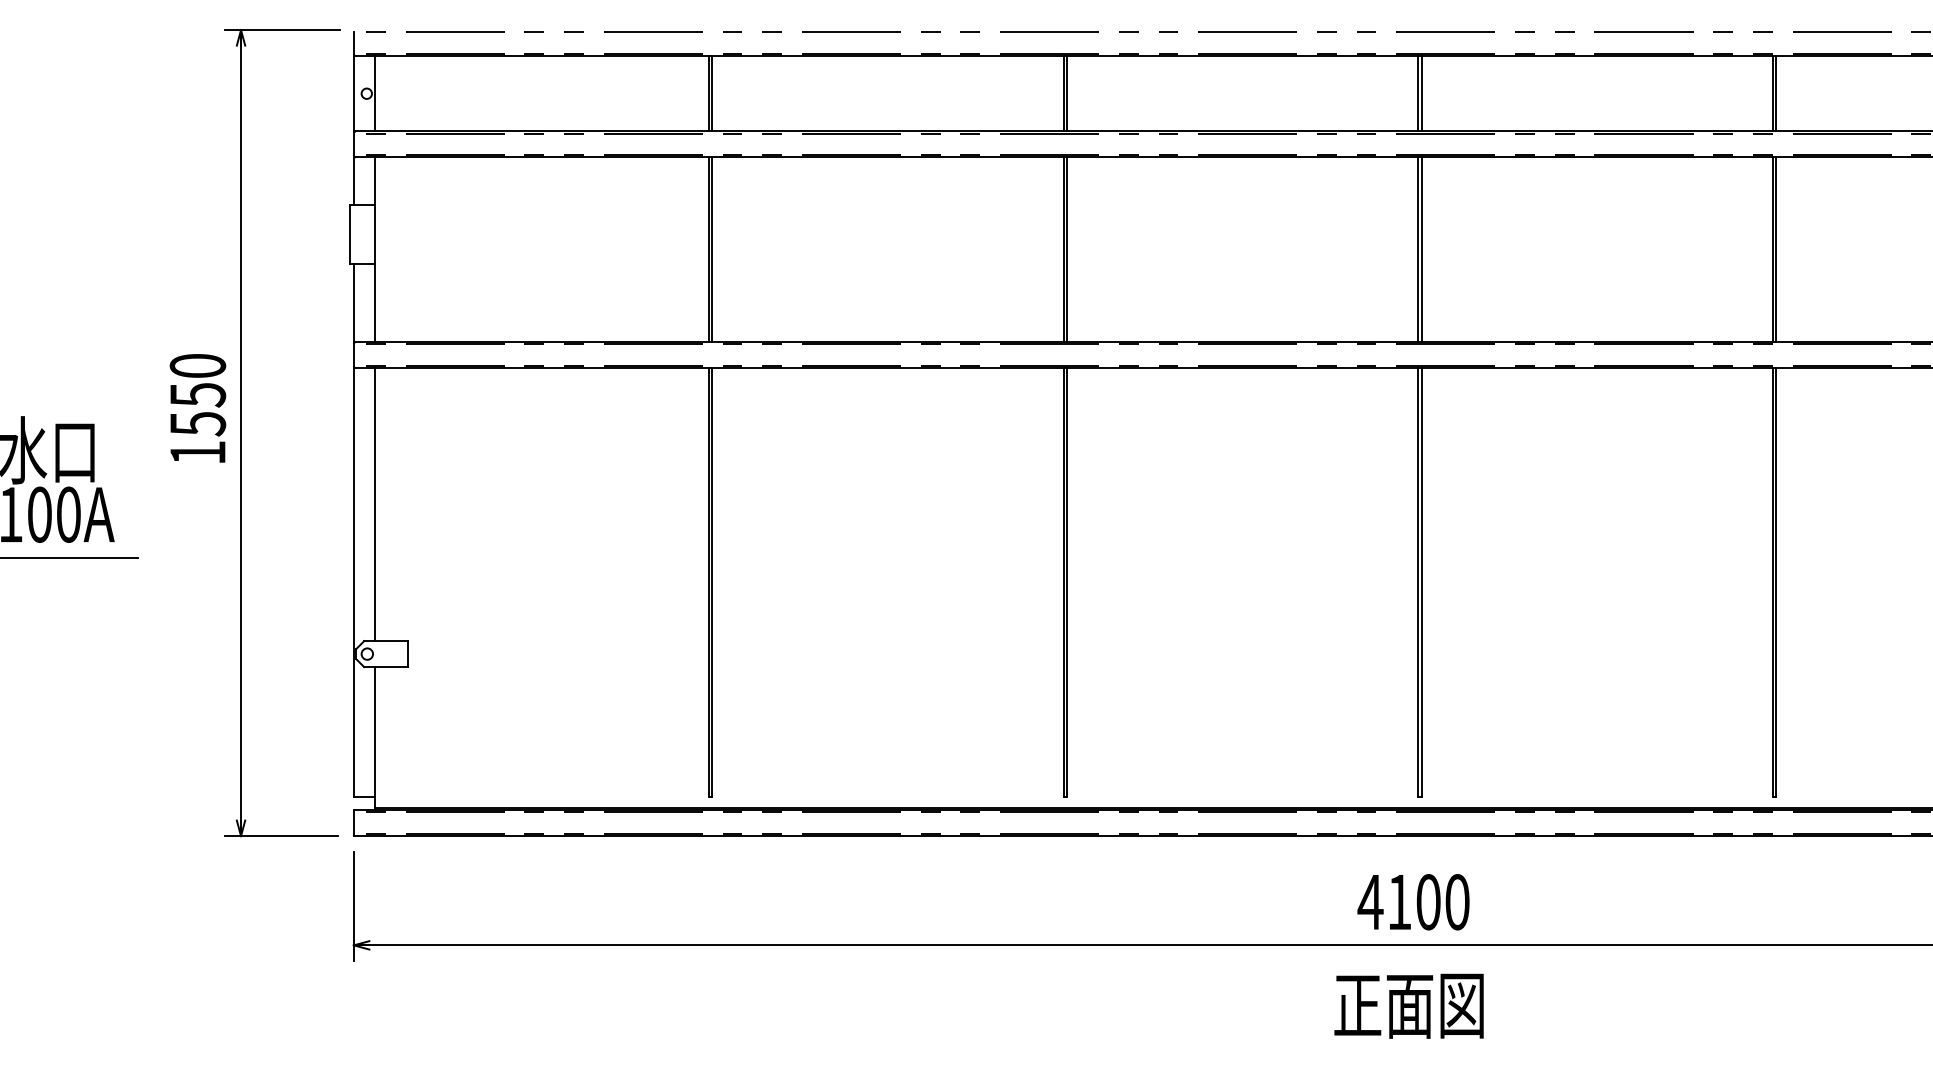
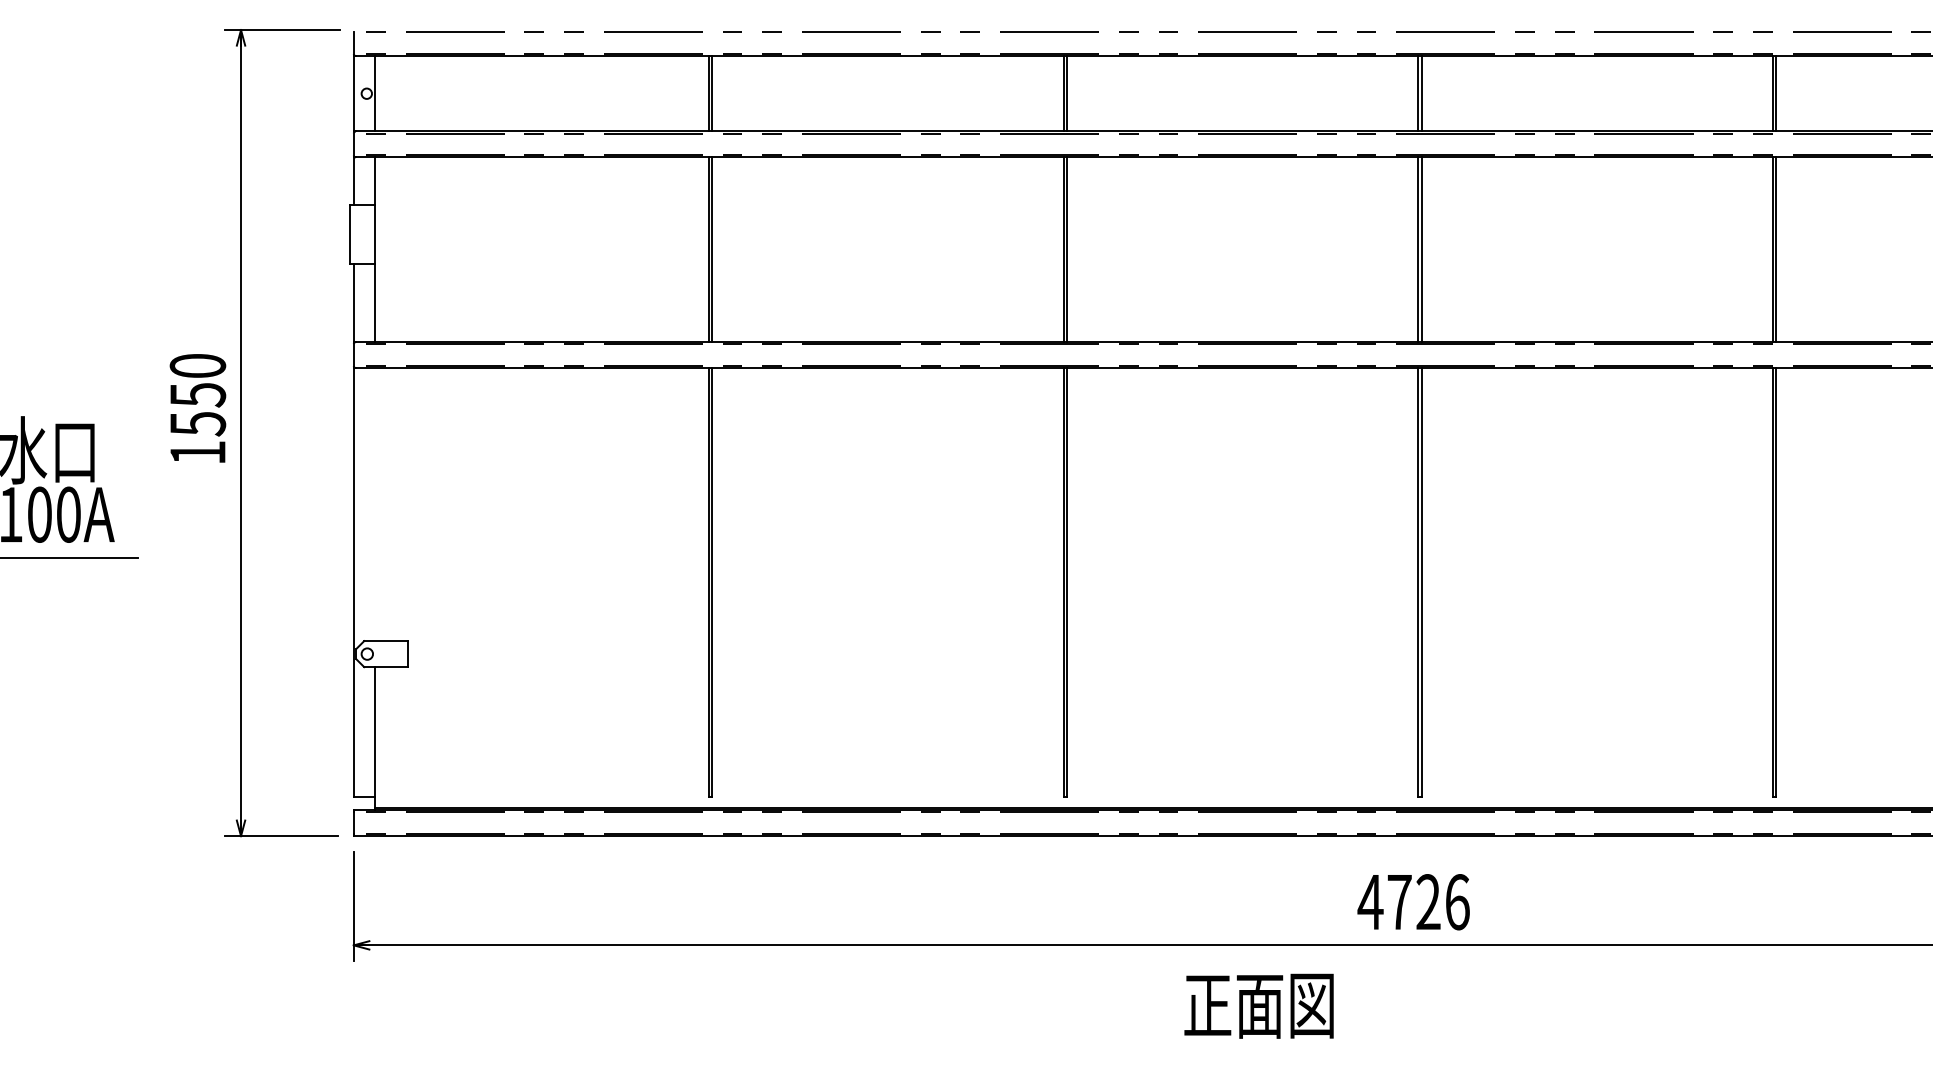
line: present -> none (374, 504)
text: 4100 -> 4726 (1428, 902)
text position: (1408, 1005) -> (1258, 1005) (1258, 1005)
